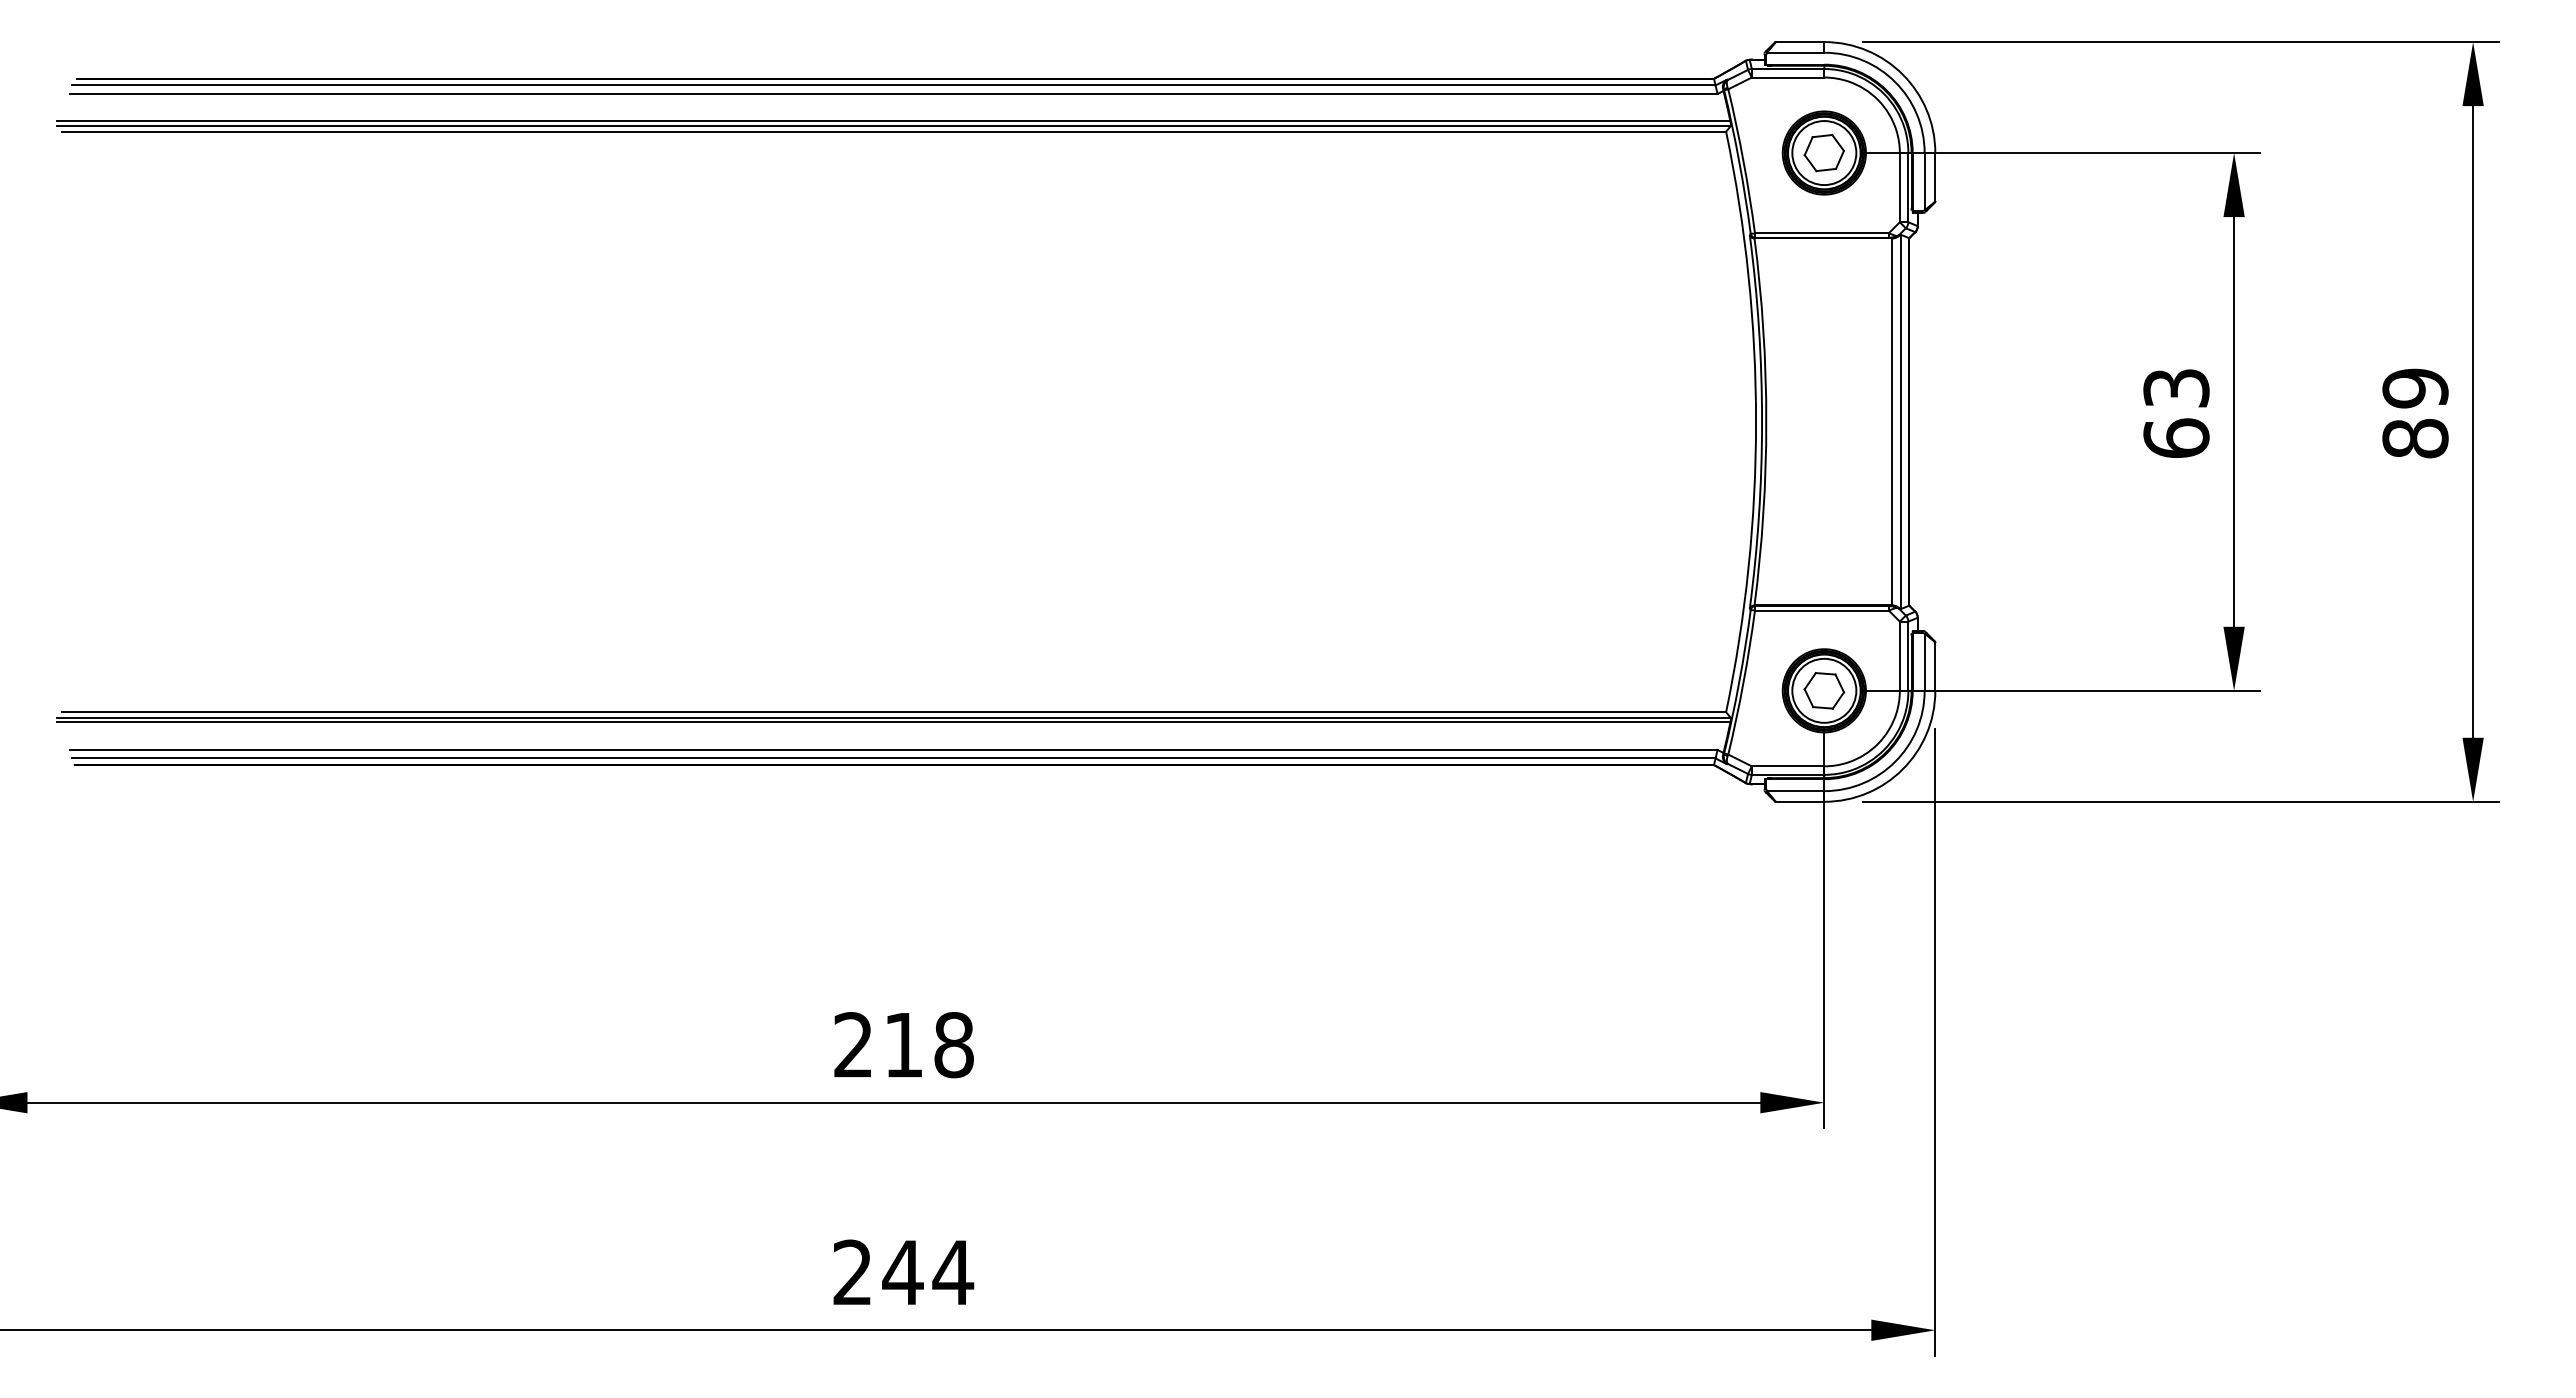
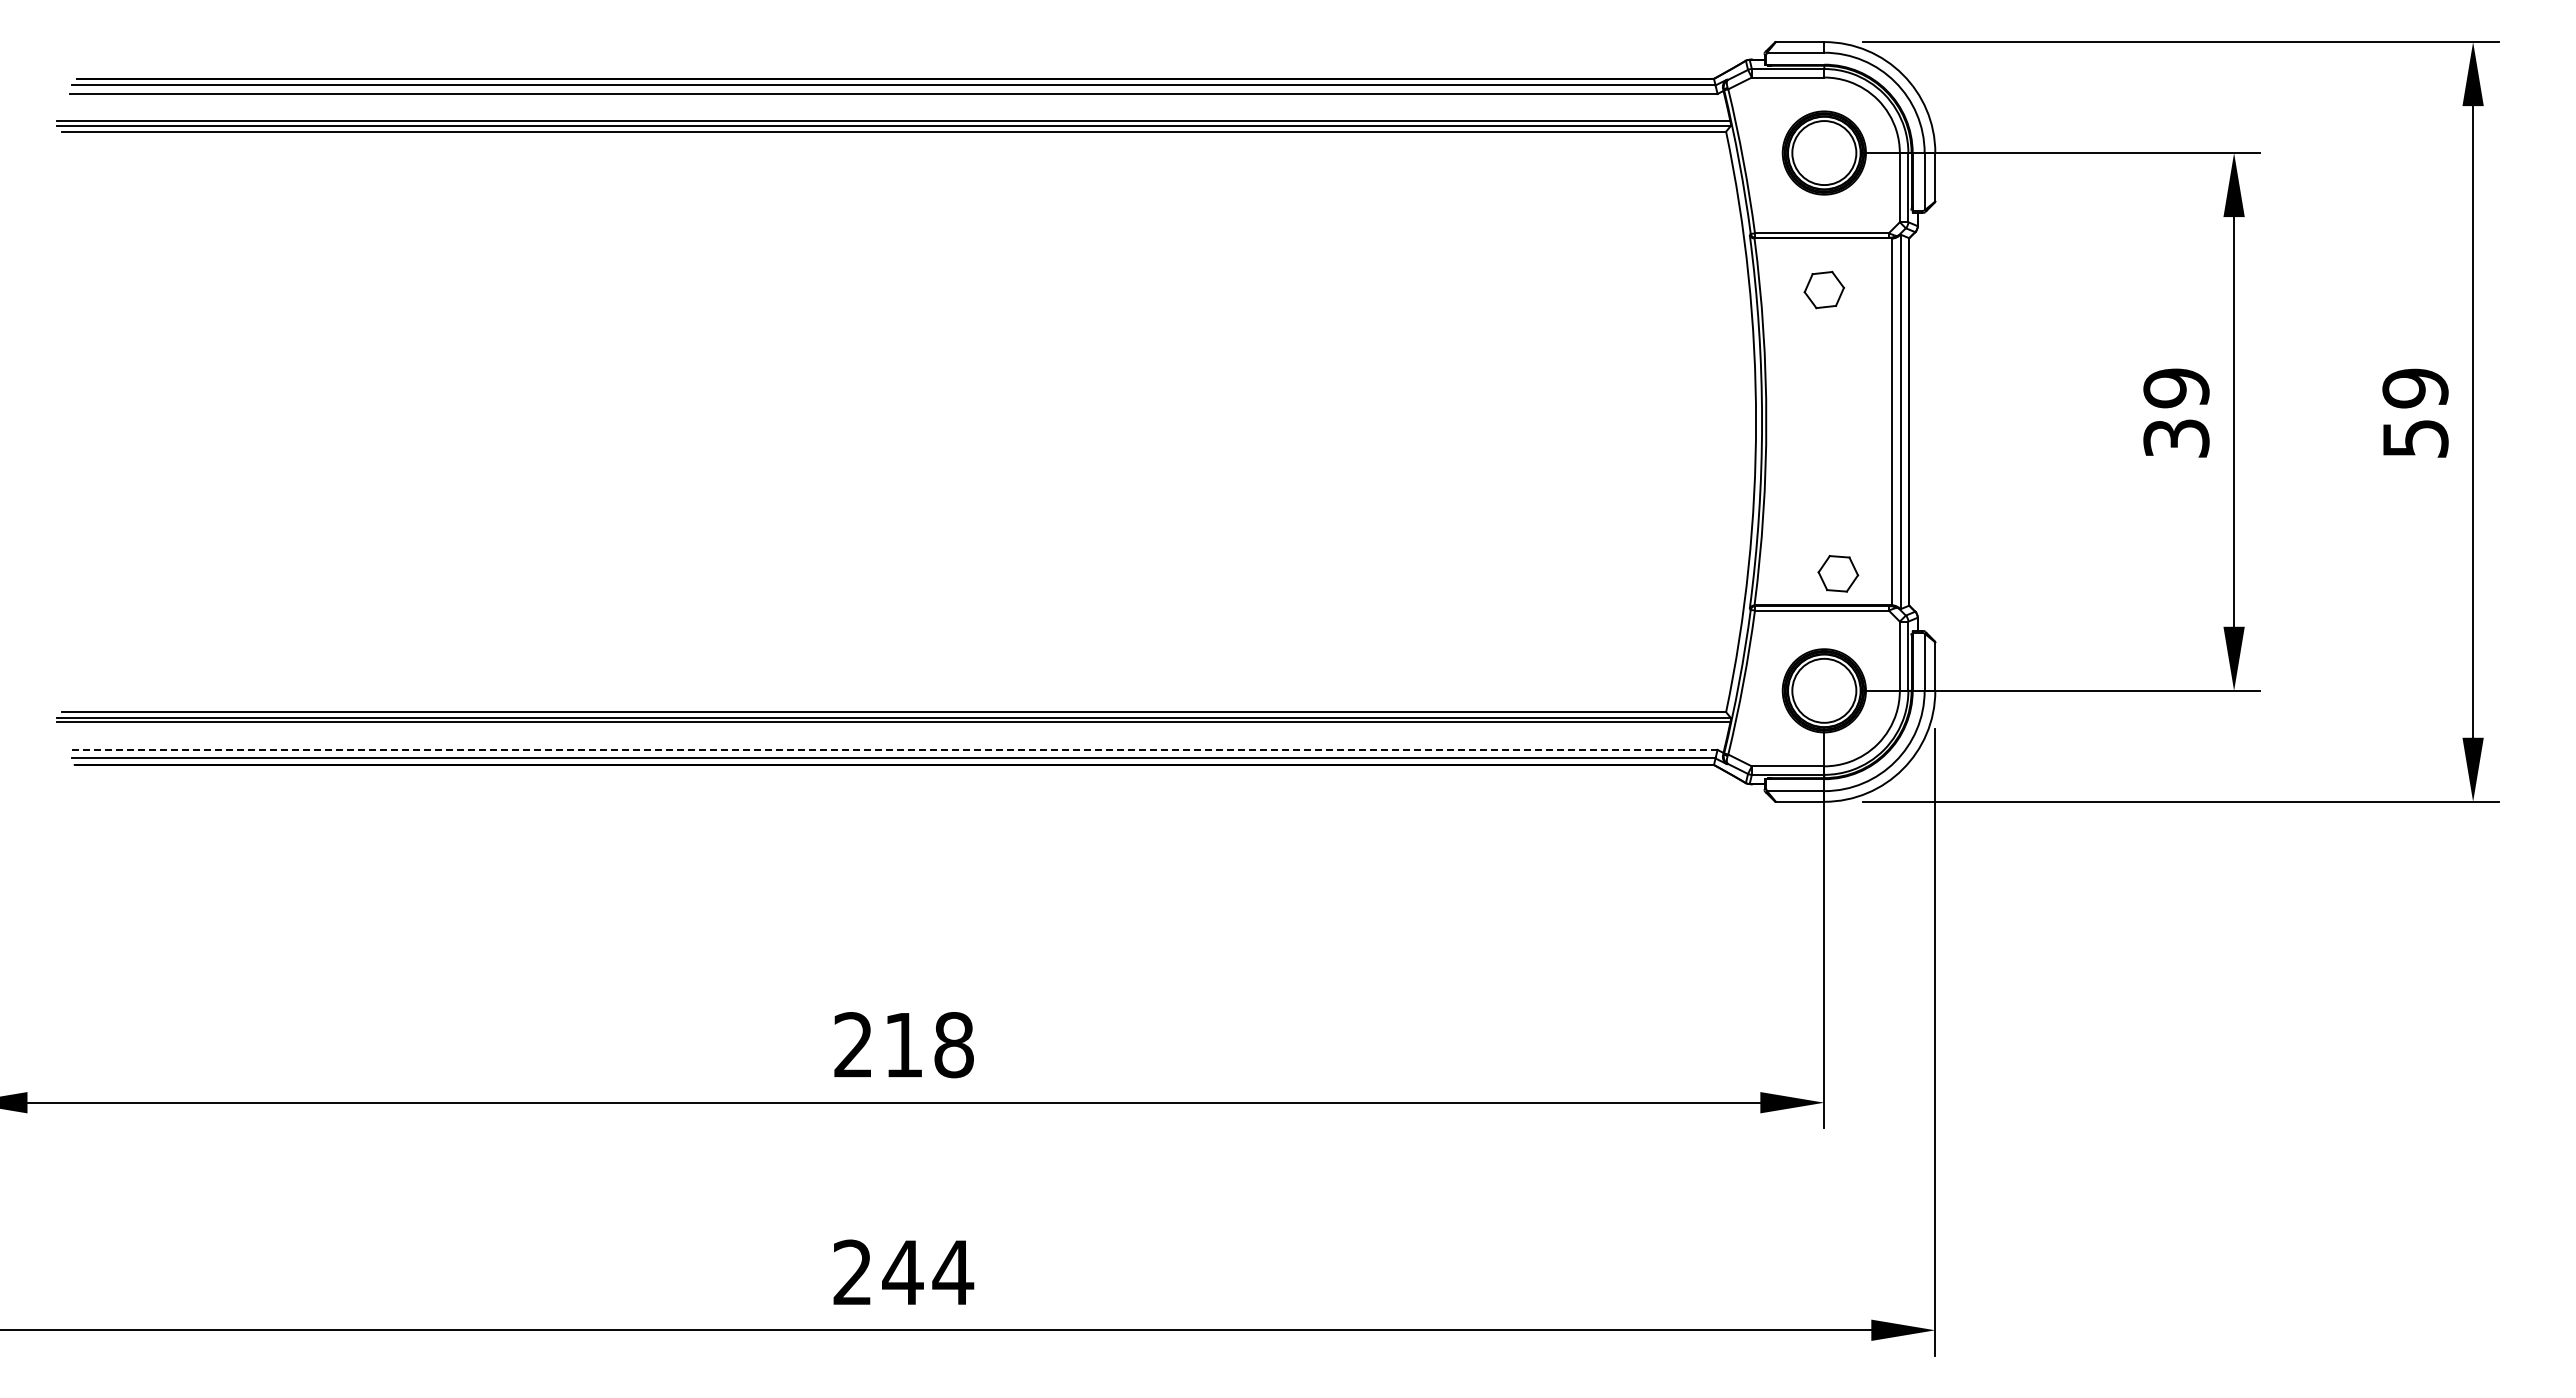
part position: (1823, 152) -> (1823, 289) (1823, 289)
text: 63 -> 39 (2176, 412)
text: 89 -> 59 (2415, 438)
part position: (1824, 690) -> (1838, 573) (1838, 573)
line: solid -> dashed (893, 749)
